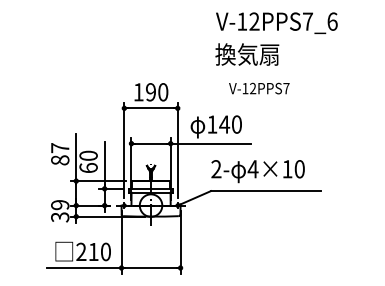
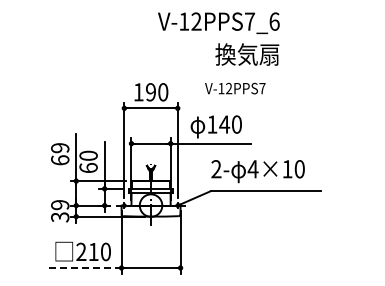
text position: (276, 22) -> (218, 22) (218, 22)
text position: (259, 88) -> (235, 88) (235, 88)
text: 87 -> 69 (60, 154)
line: solid -> dashed (83, 268)
